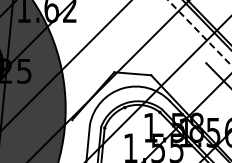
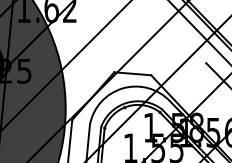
line: dashed -> solid (200, 33)
line: none -> present (70, 139)
